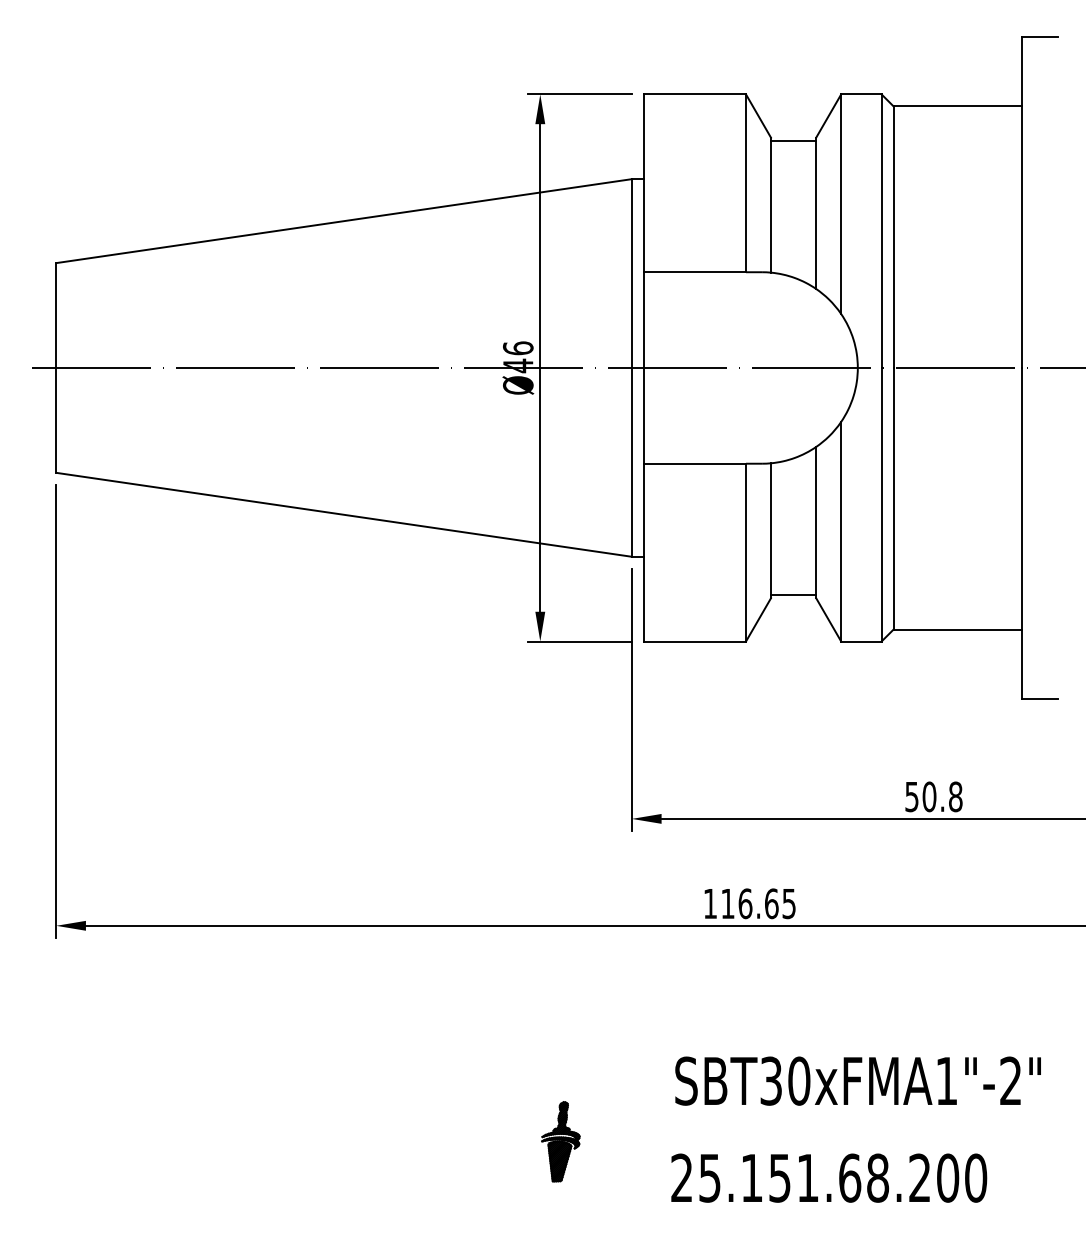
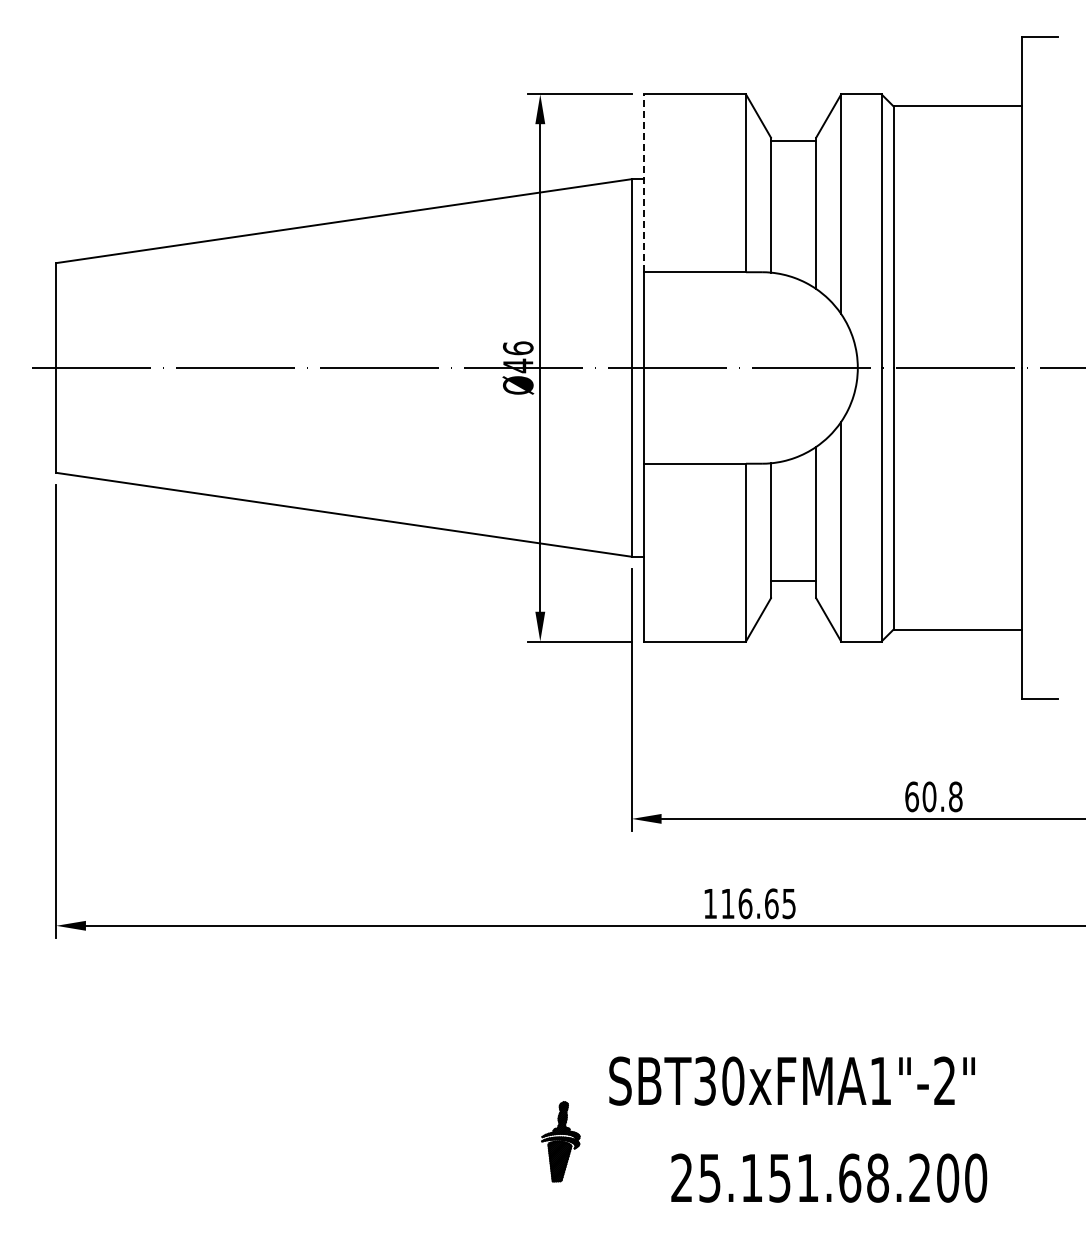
line: solid -> dashed (643, 183)
line position: (793, 595) -> (793, 581) (793, 581)
text: 50.8 -> 60.8 (911, 796)
text position: (857, 1080) -> (791, 1080) (791, 1080)
